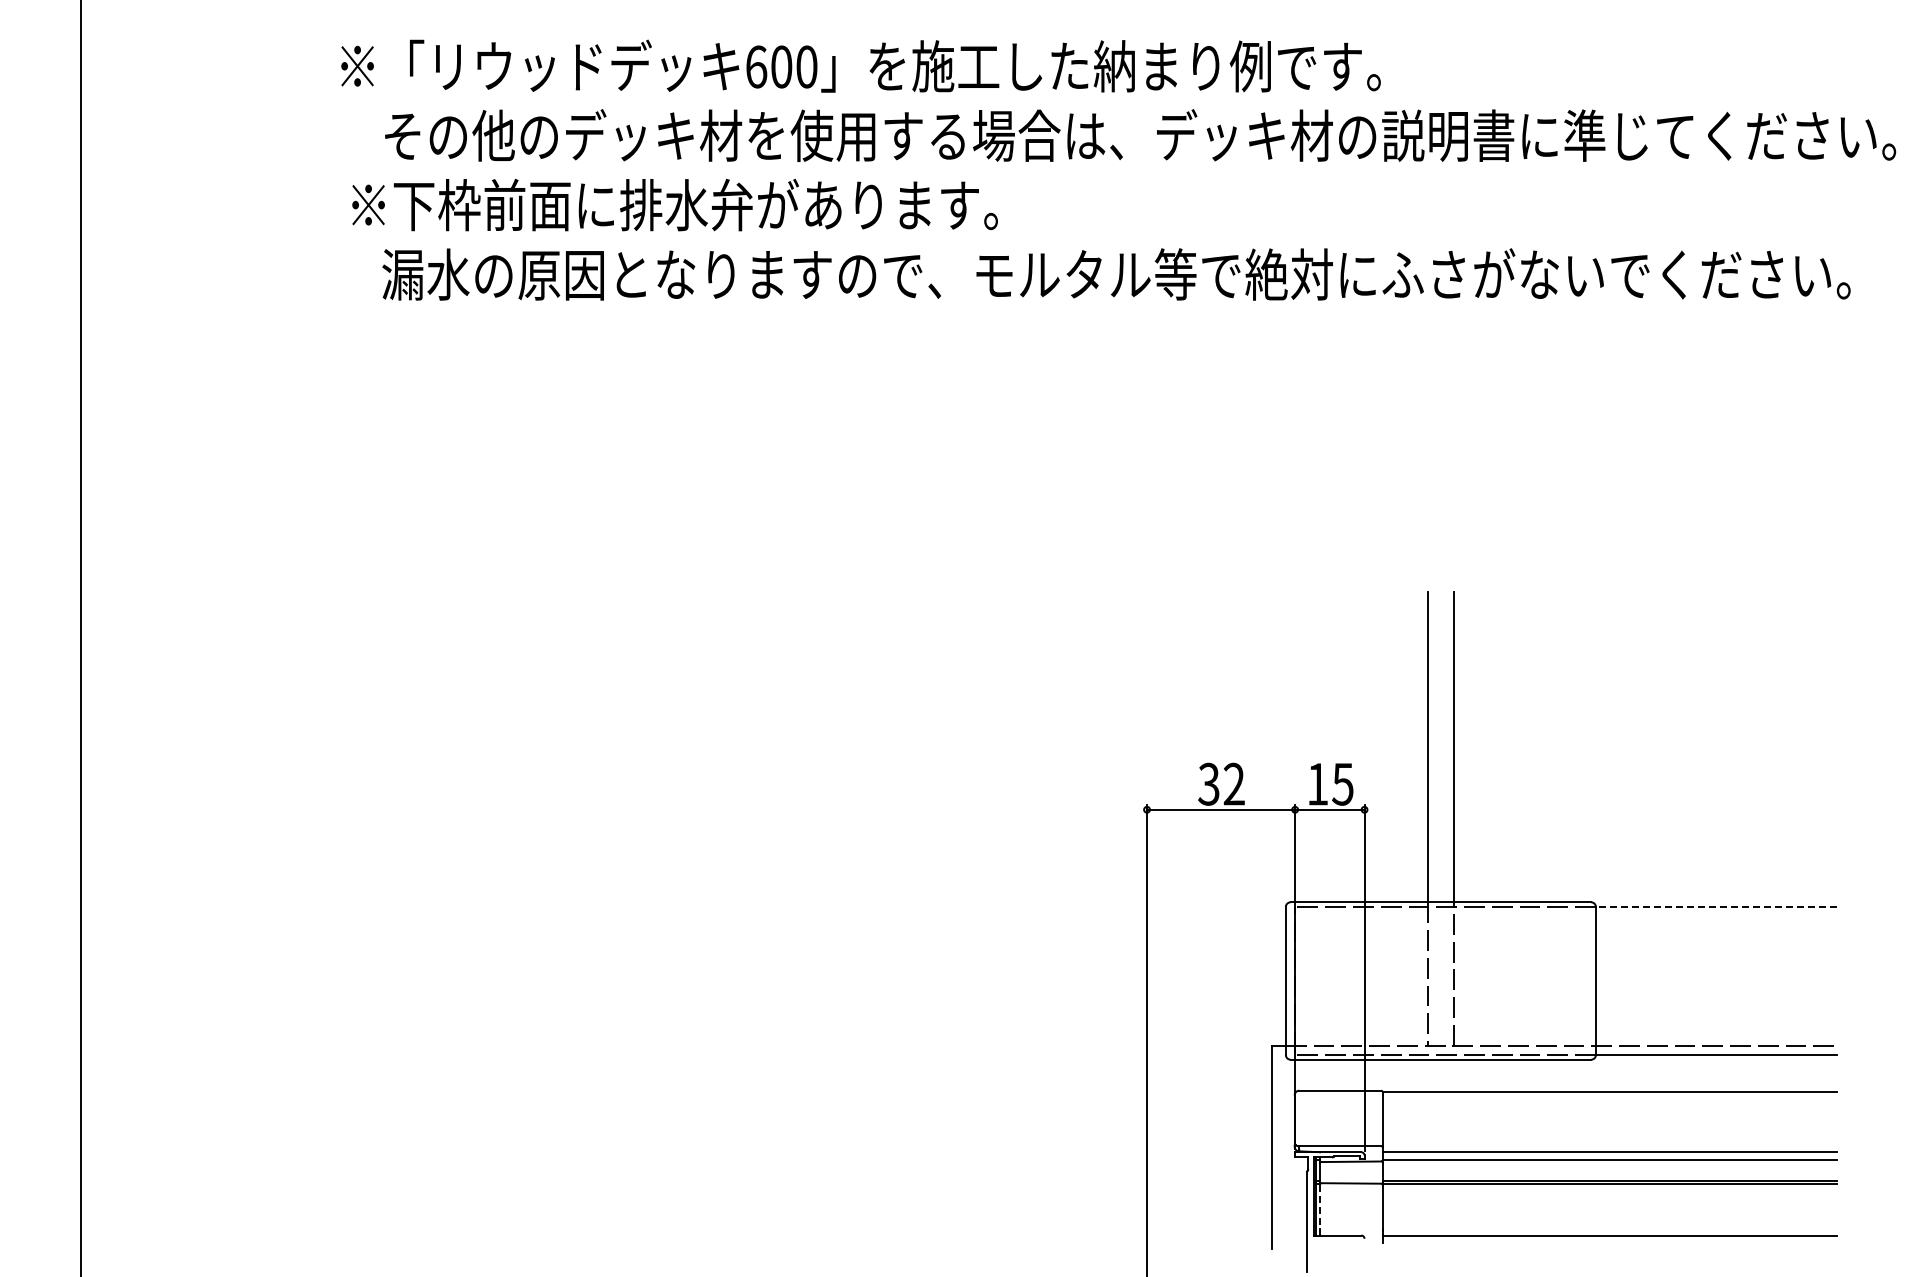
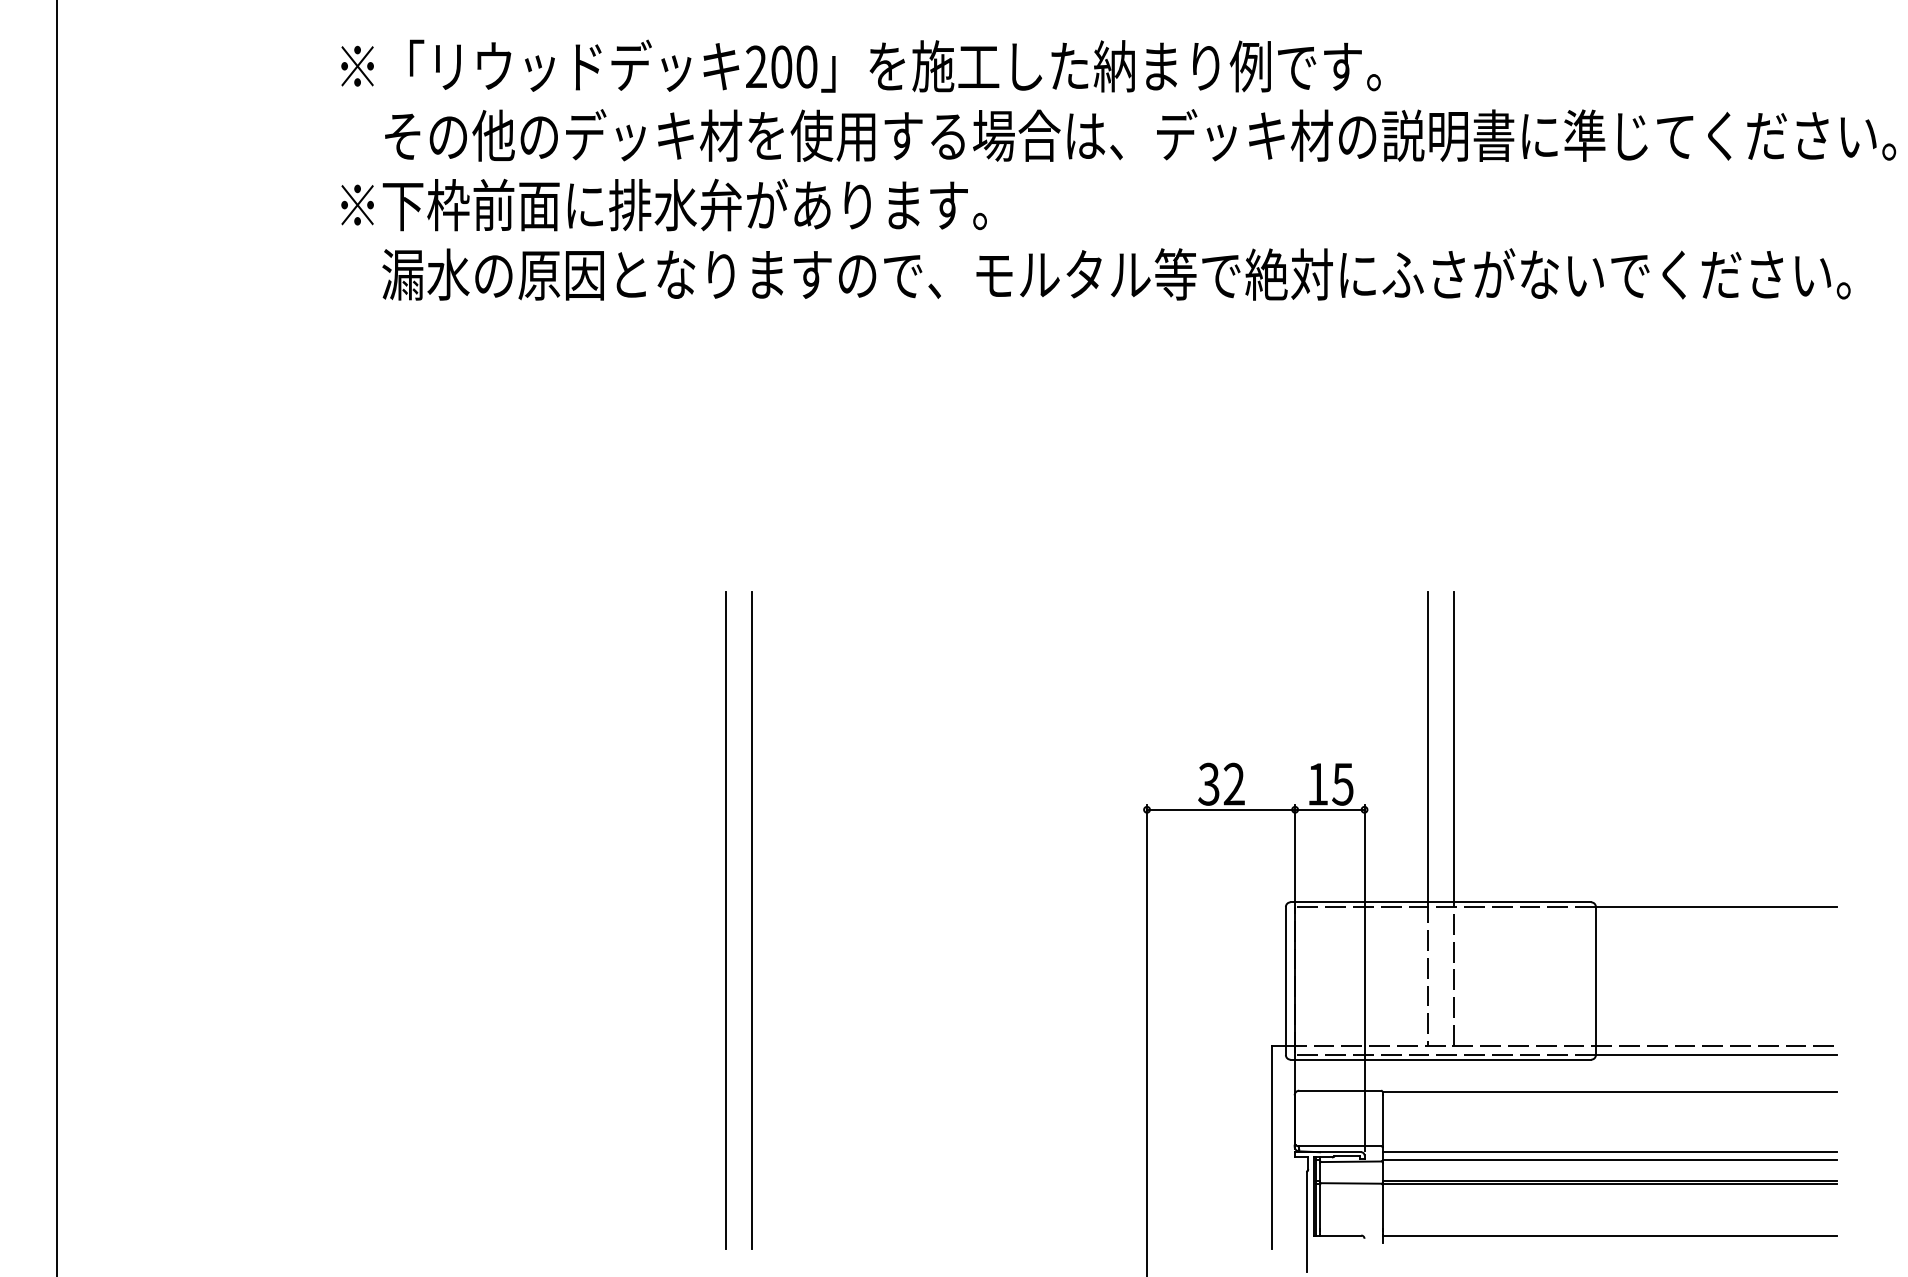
text: 600 -> 200 (756, 66)
text position: (674, 204) -> (663, 204) (663, 204)
line position: (81, 637) -> (57, 637) (57, 637)
line: dashed -> solid (1716, 906)
line: none -> present (725, 920)
line: none -> present (752, 920)
line: dashed -> solid (1320, 1207)
